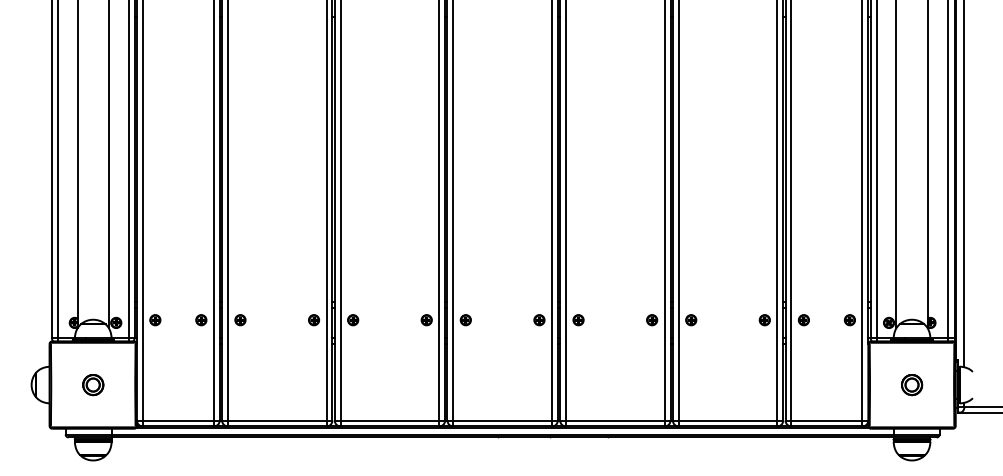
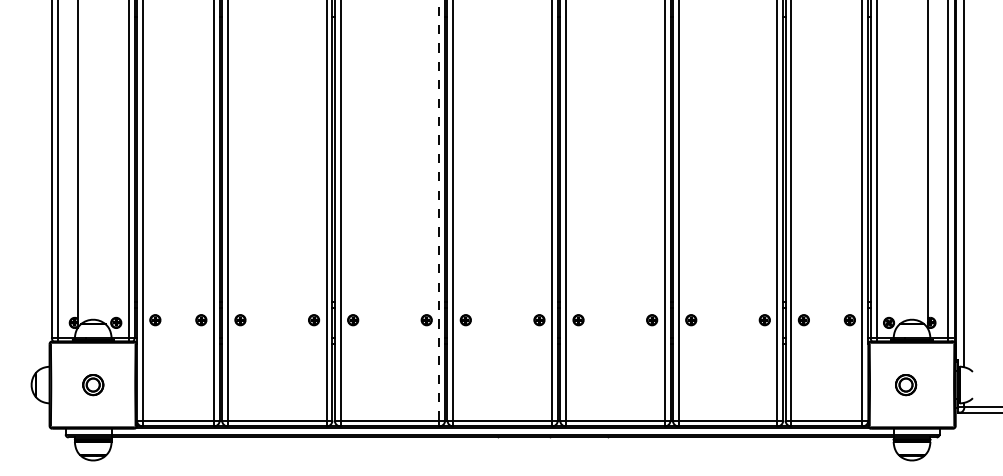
line: present -> none (108, 165)
line: present -> none (896, 165)
line: solid -> dashed (439, 210)
part position: (912, 385) -> (906, 385) (906, 385)
